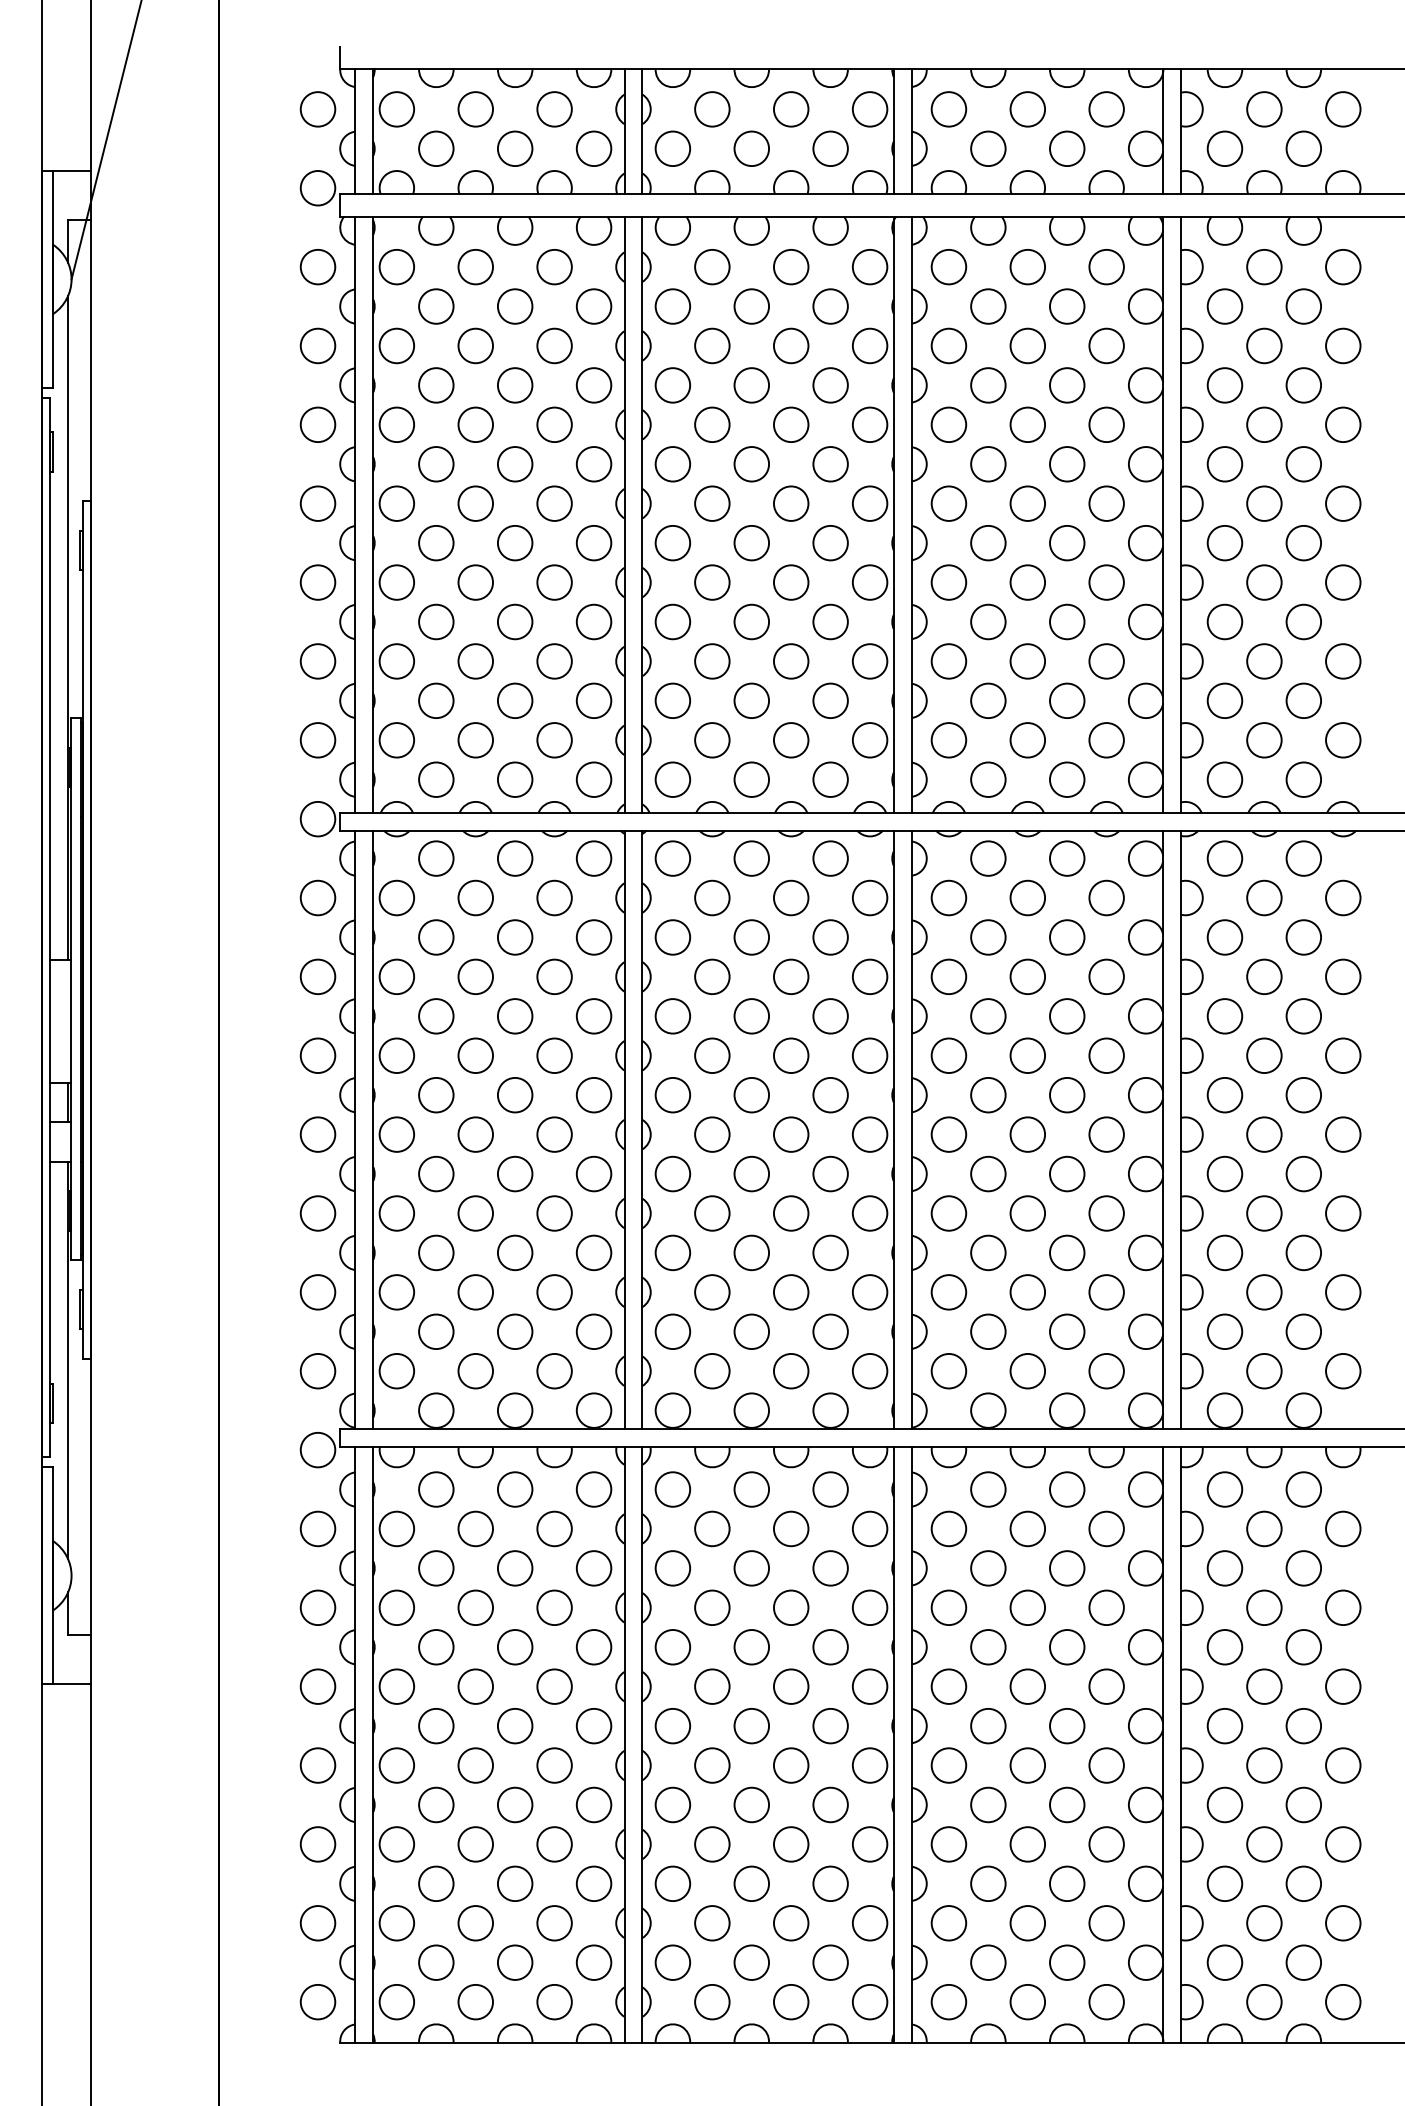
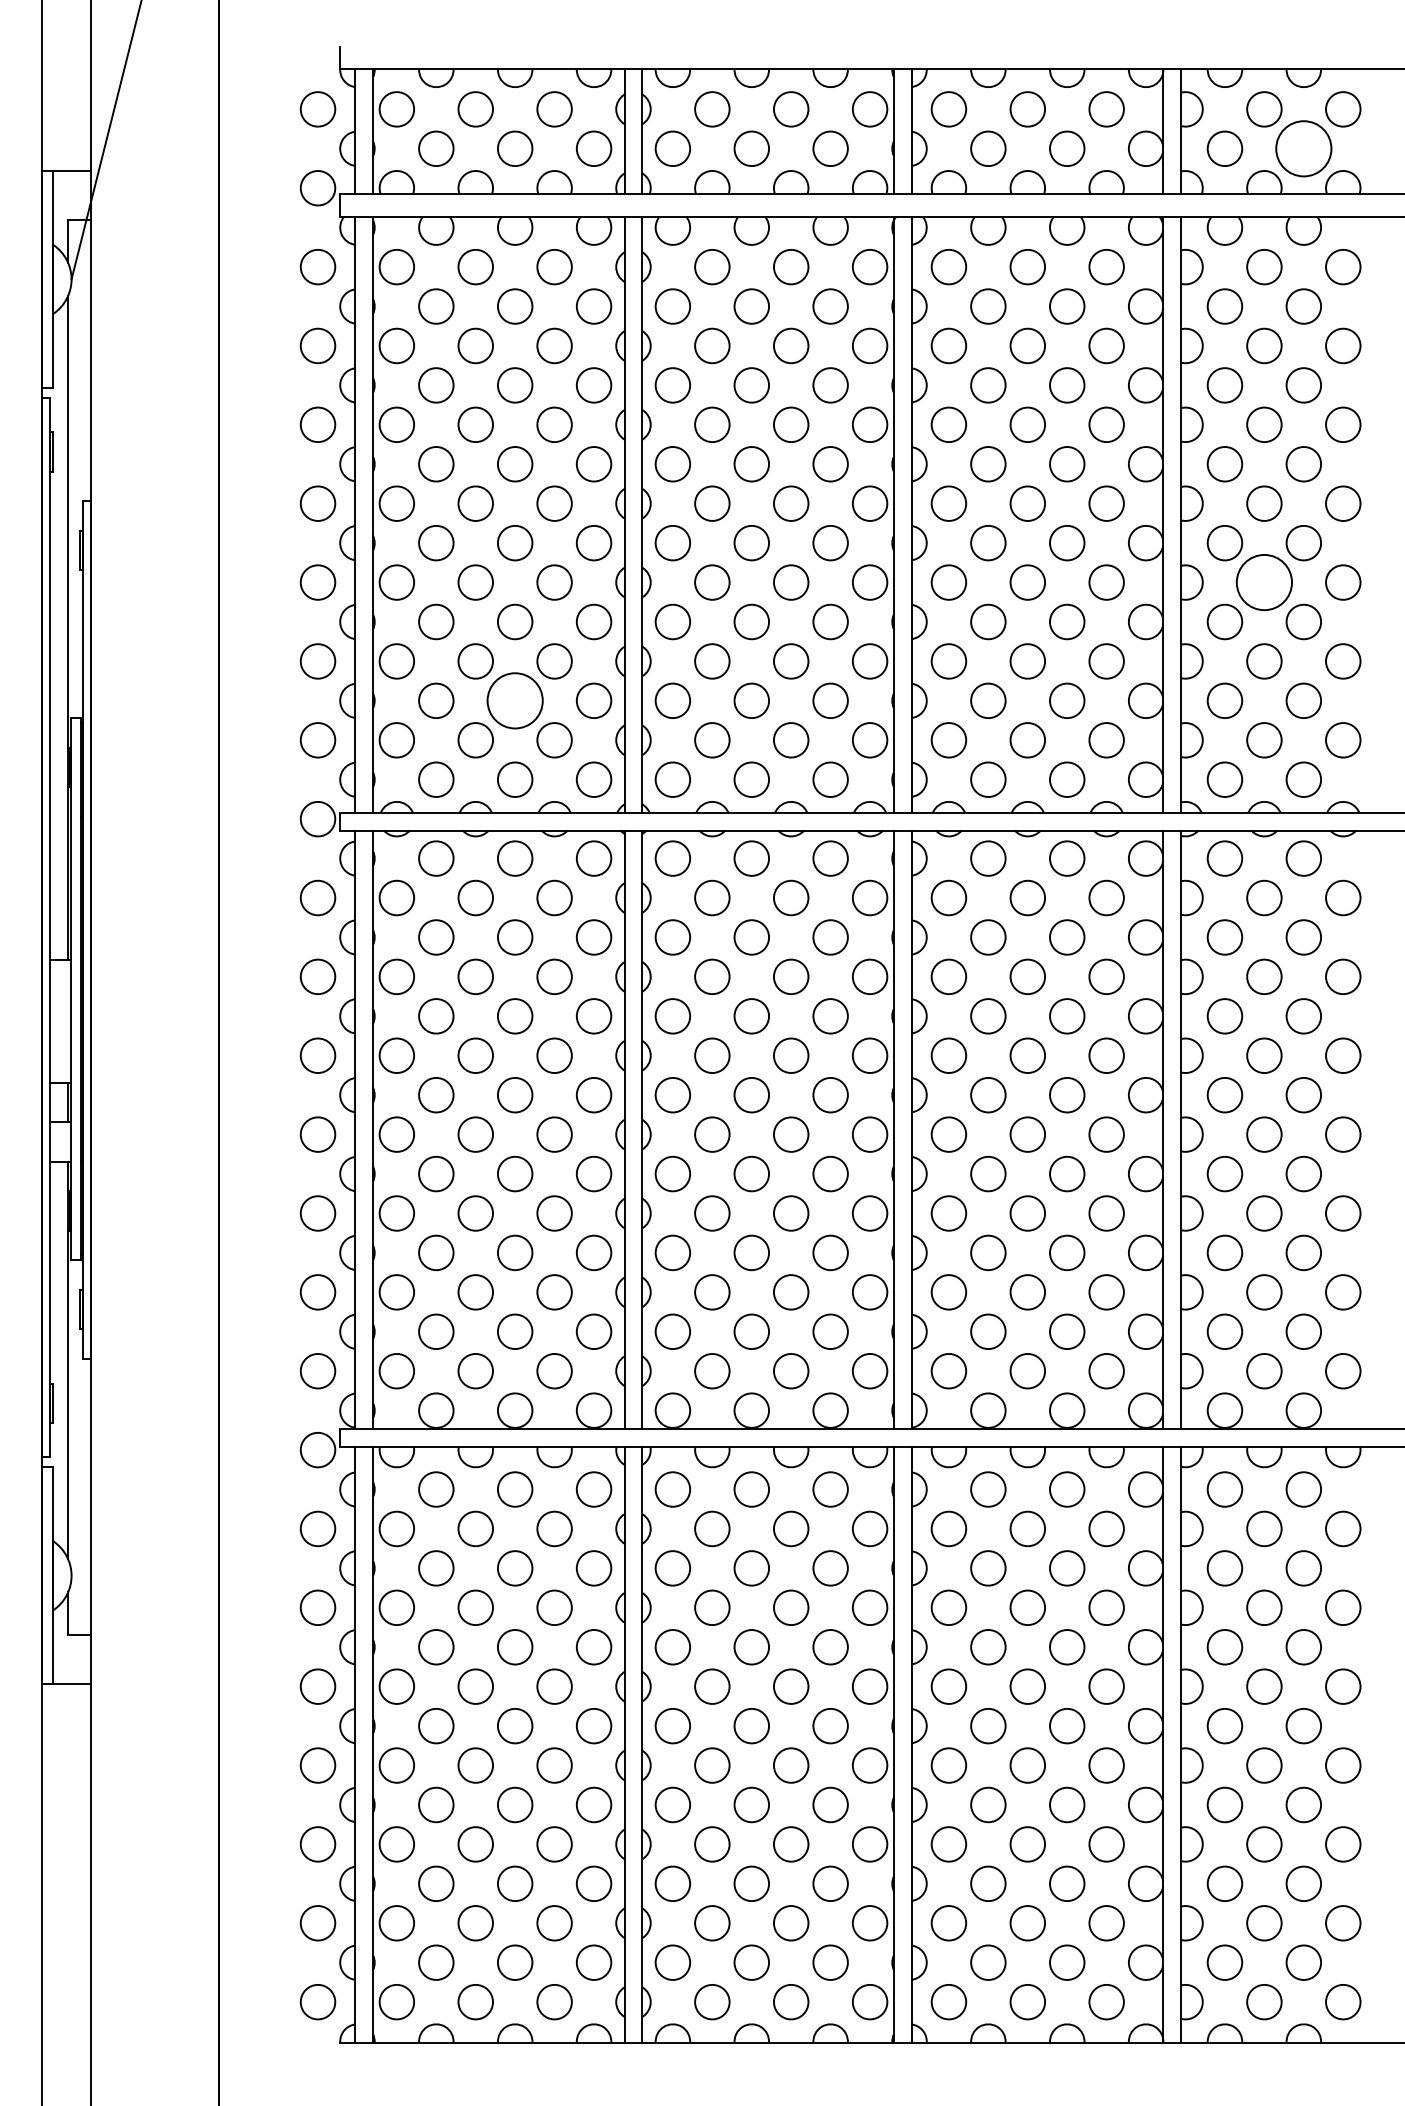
circle diameter: 35 px -> 55 px (1303, 148)
circle diameter: 35 px -> 55 px (1264, 582)
circle diameter: 35 px -> 55 px (514, 700)
